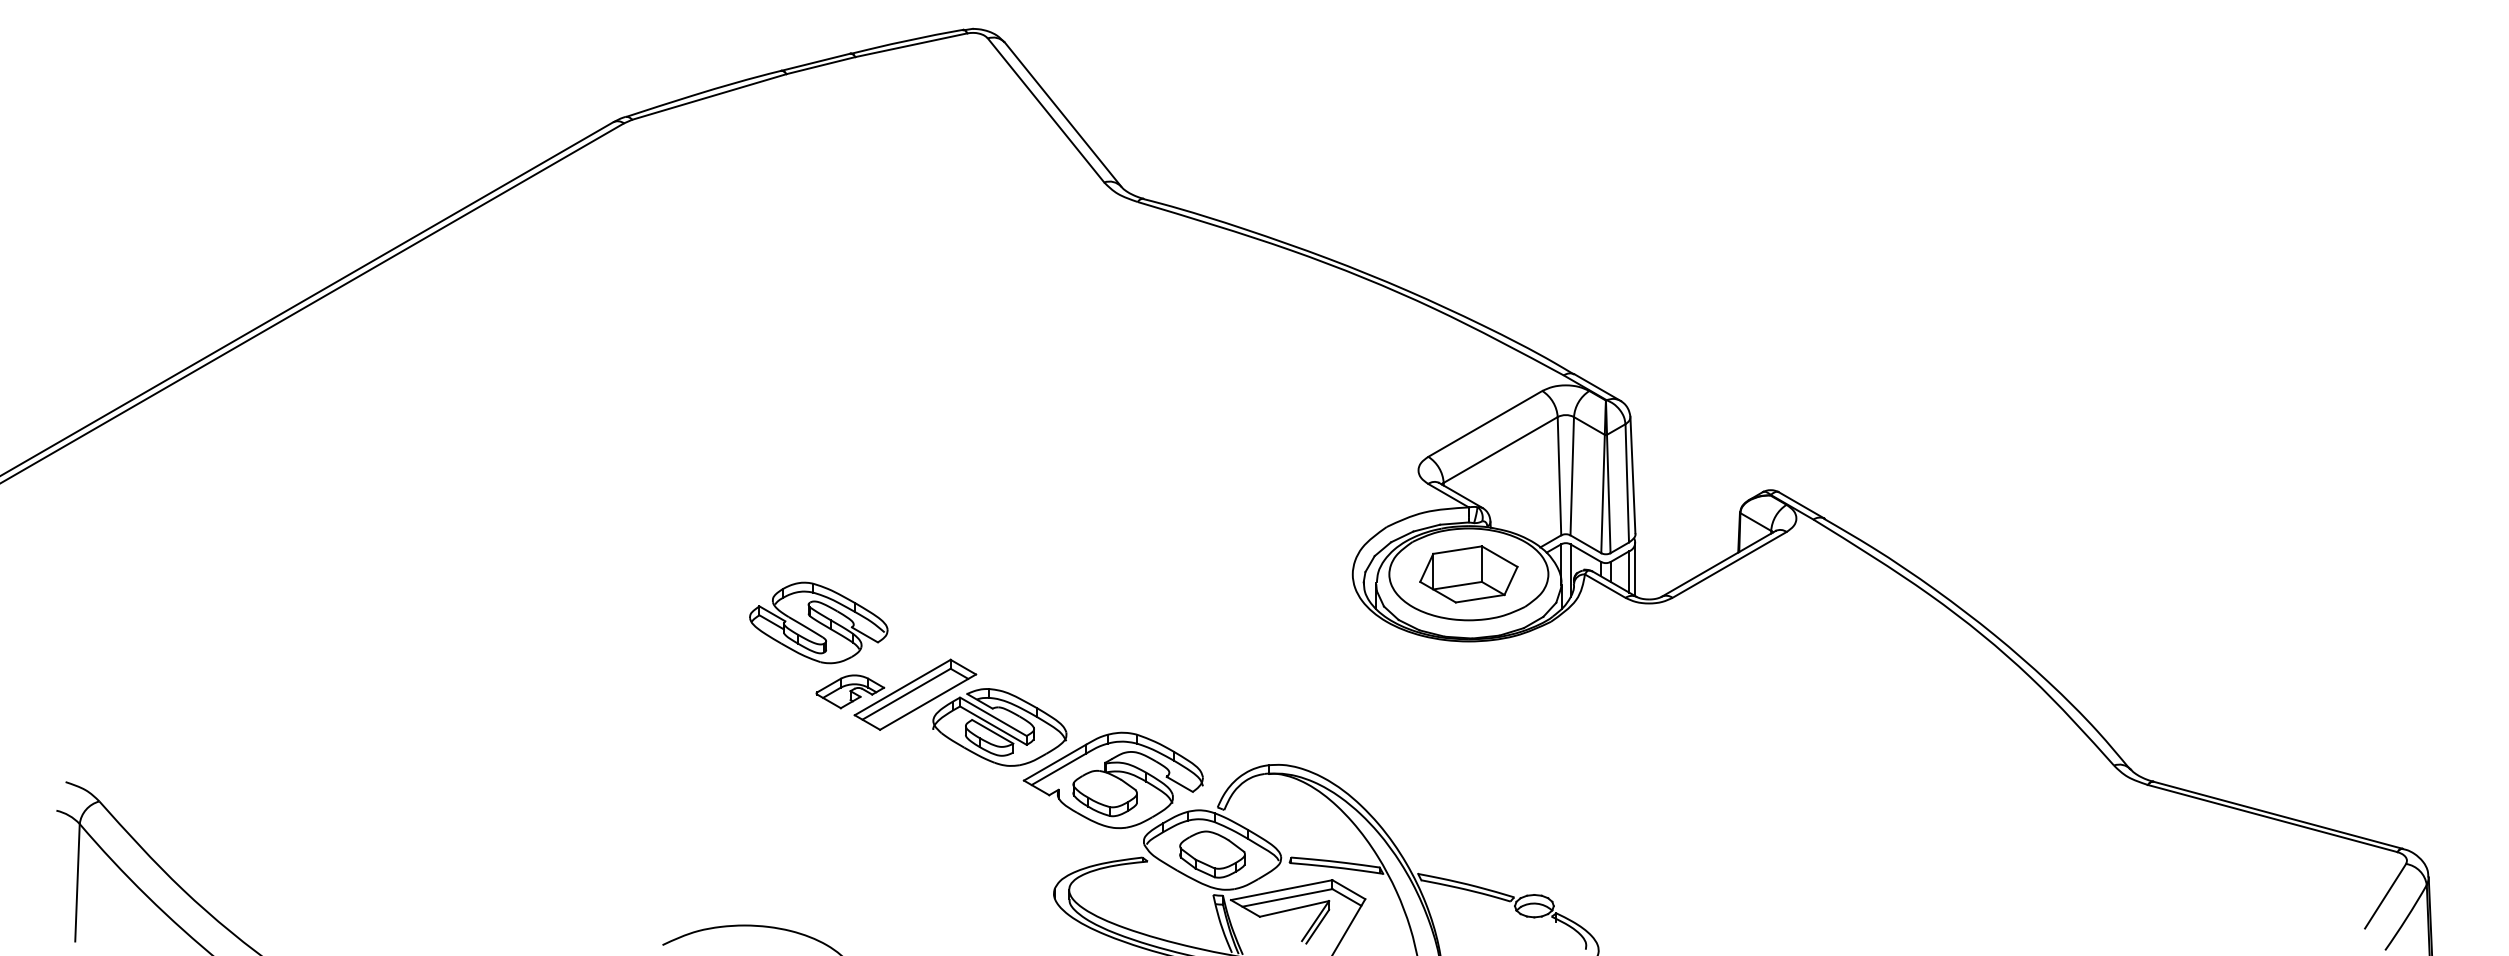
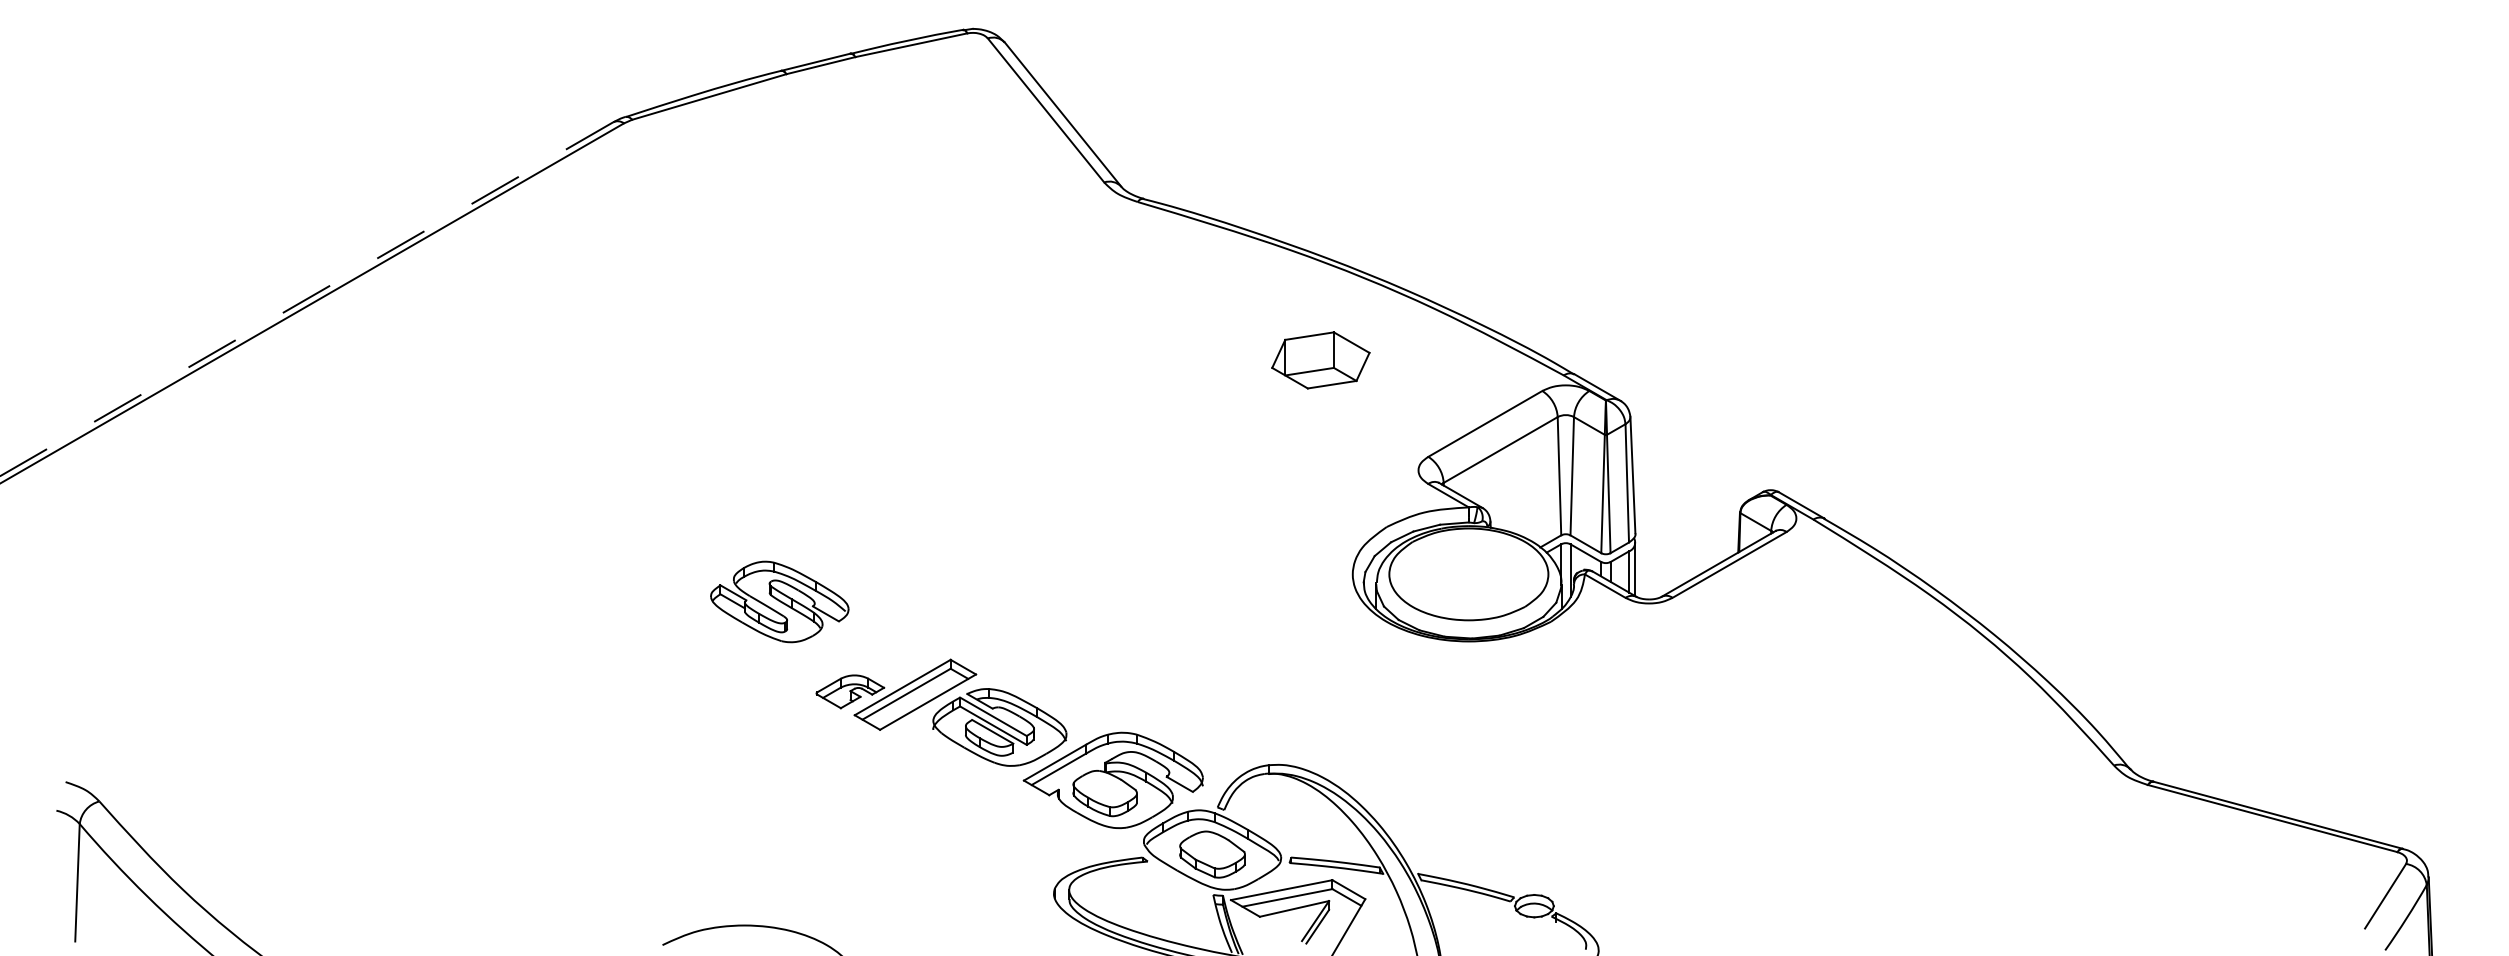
line: solid -> dashed (306, 299)
part position: (1468, 574) -> (1320, 360) (1320, 360)
part position: (818, 622) -> (779, 601) (779, 601)
